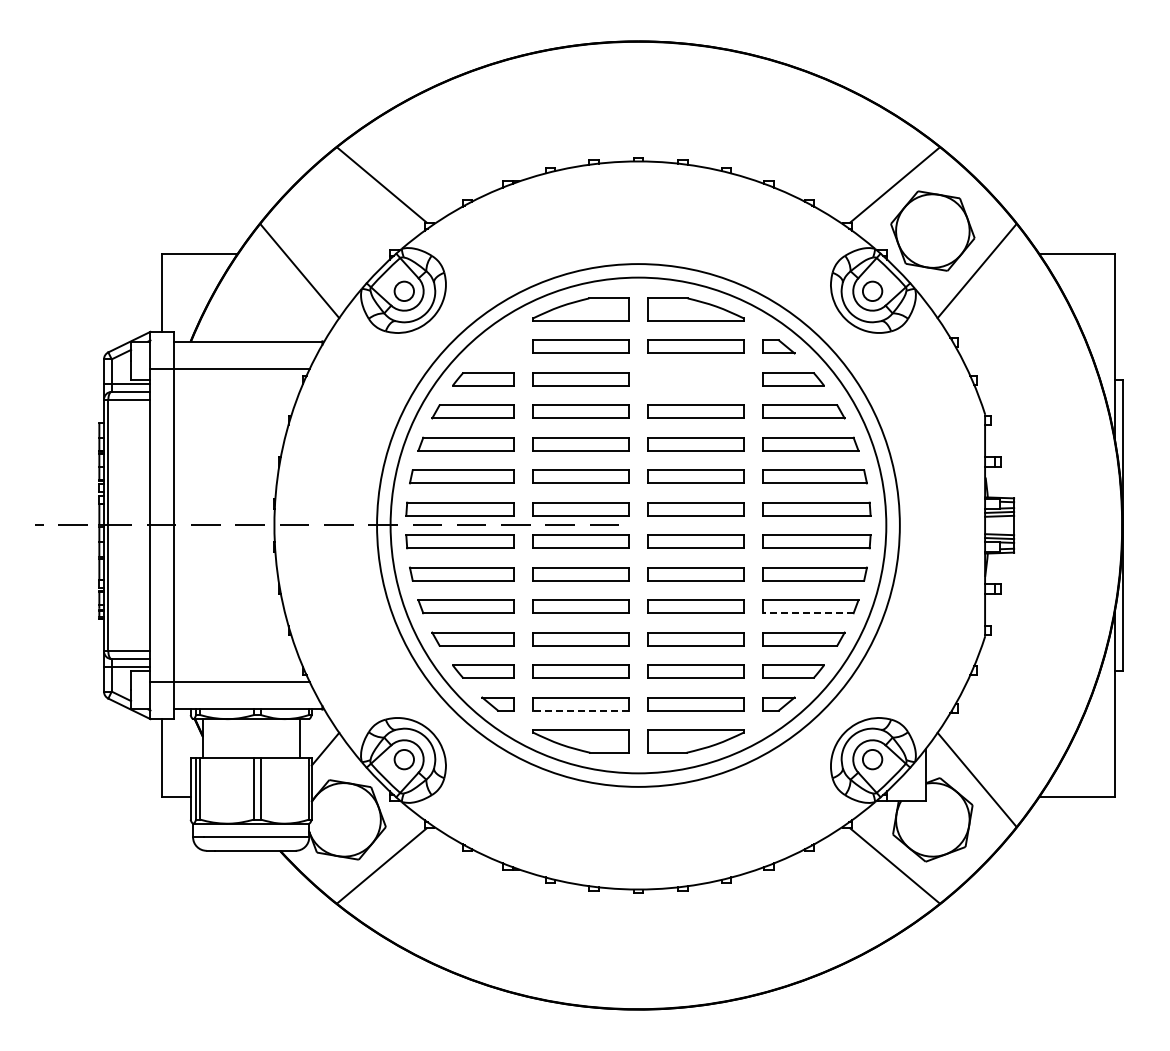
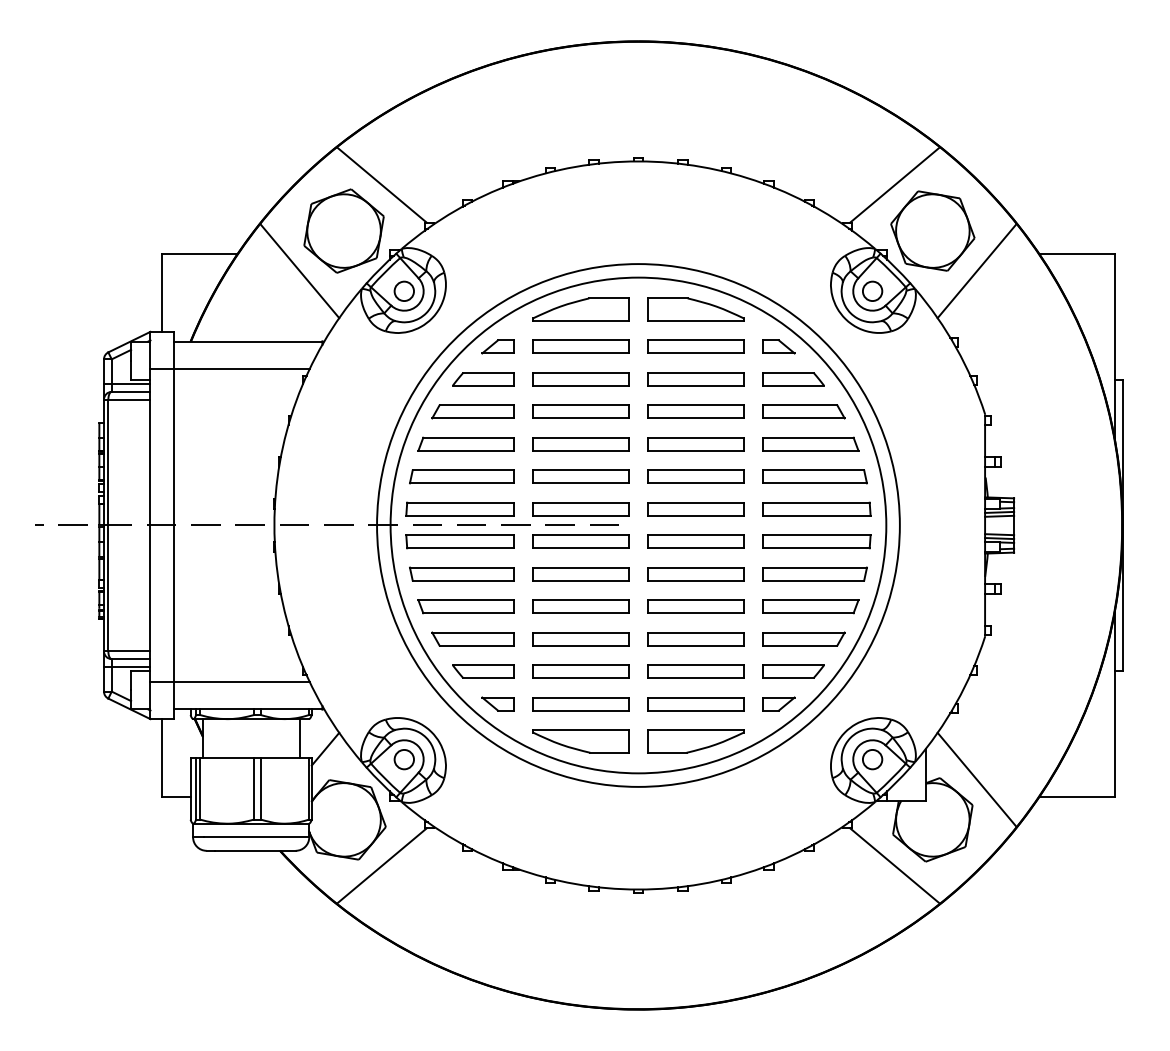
part: none -> present (343, 230)
part: none -> present (497, 346)
part: none -> present (695, 379)
line: dashed -> solid (807, 613)
line: dashed -> solid (580, 710)
